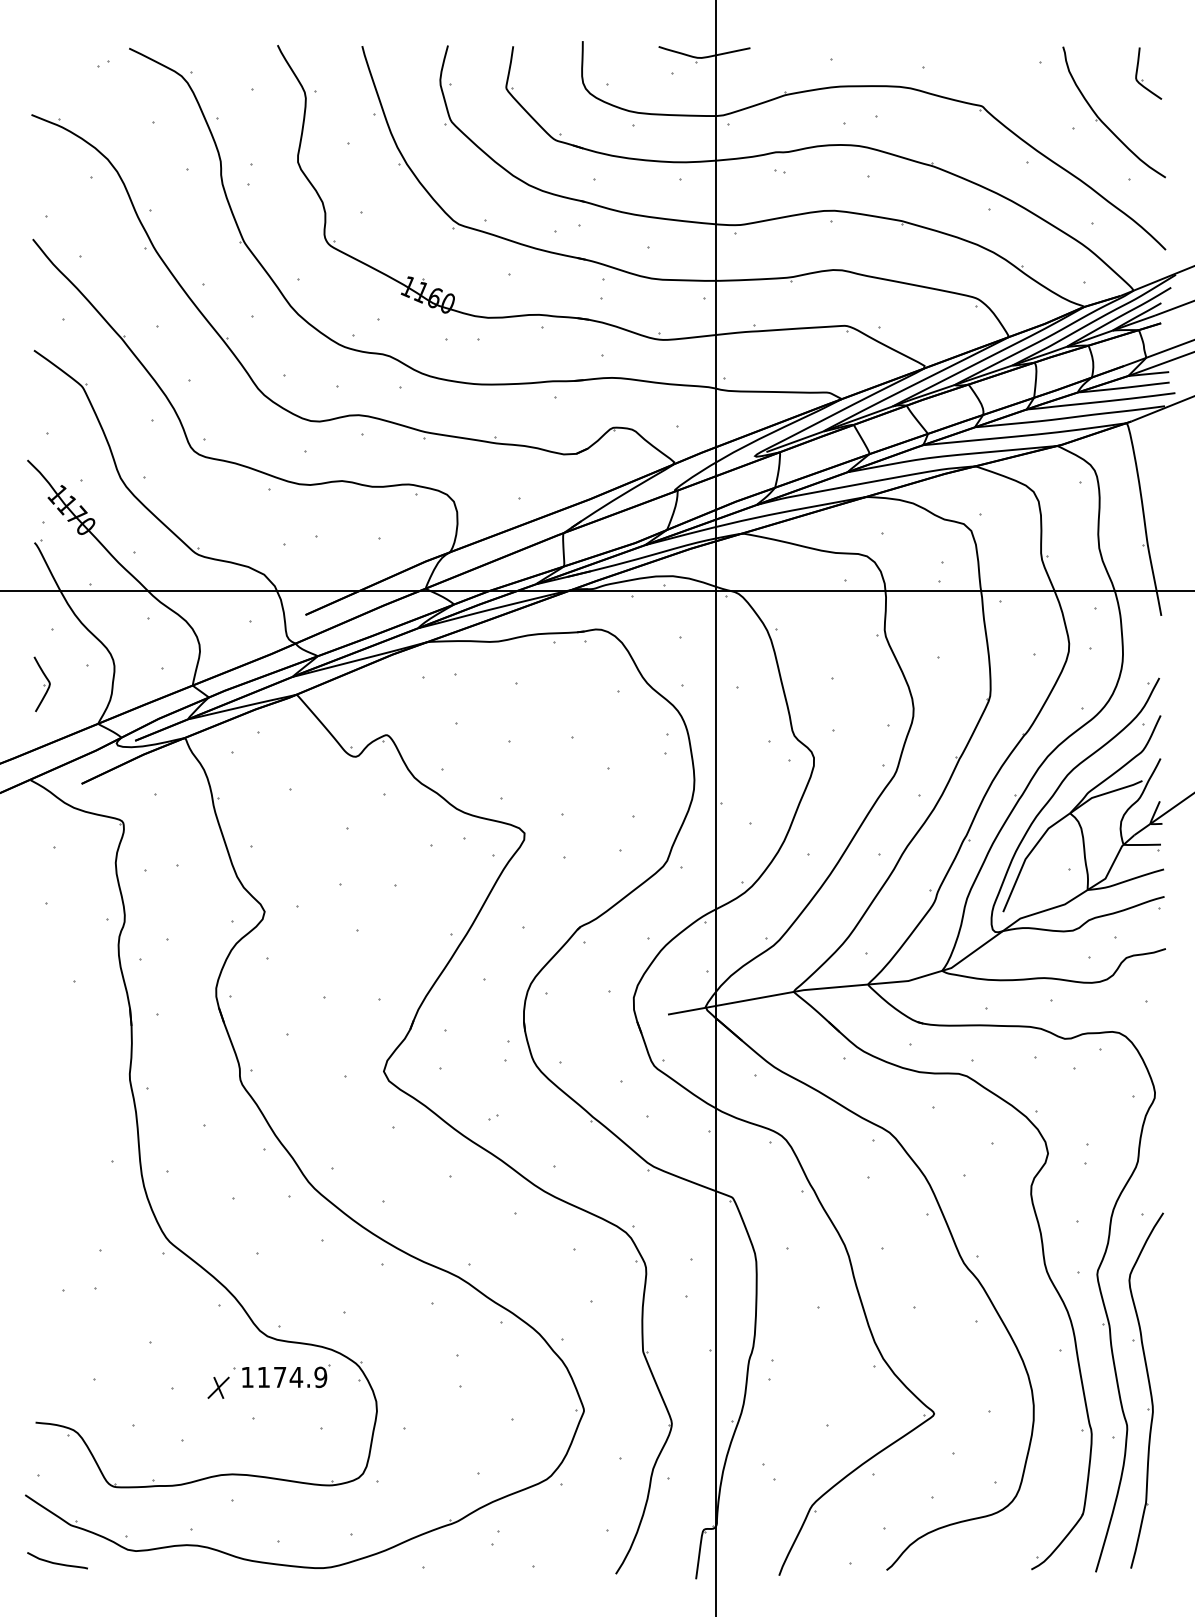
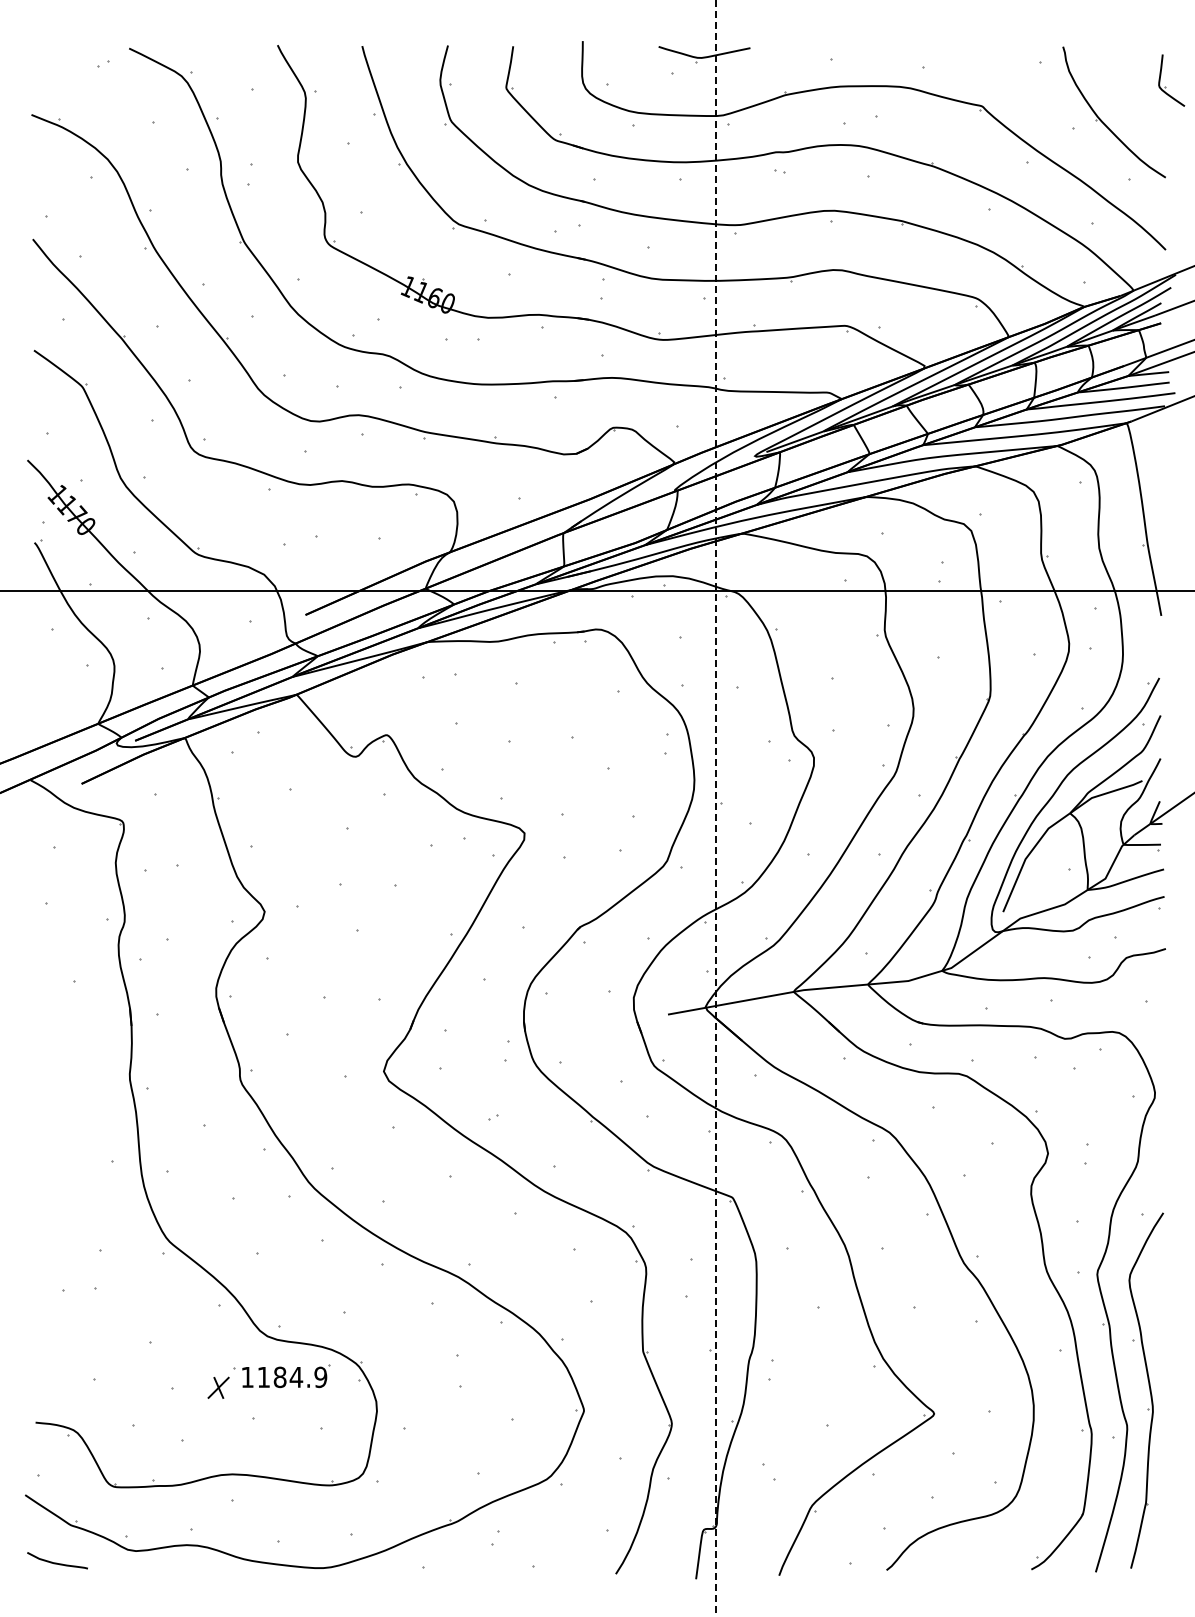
part position: (1142, 79) -> (1165, 86) (1165, 86)
part: present -> none (41, 684)
line: solid -> dashed (715, 808)
text: 1174.9 -> 1184.9 (279, 1377)
